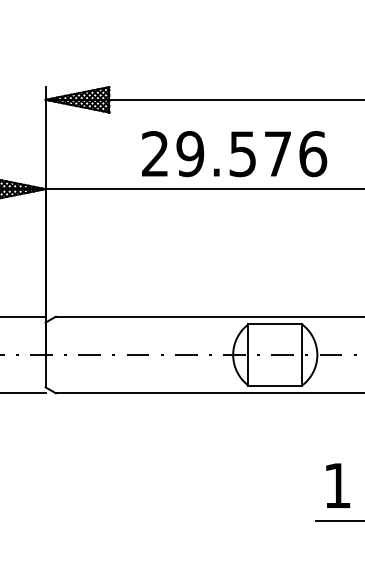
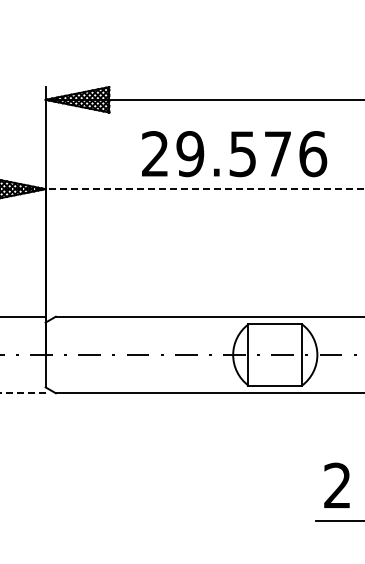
line: solid -> dashed (182, 189)
line: solid -> dashed (22, 393)
text: 1 -> 2 (337, 484)
